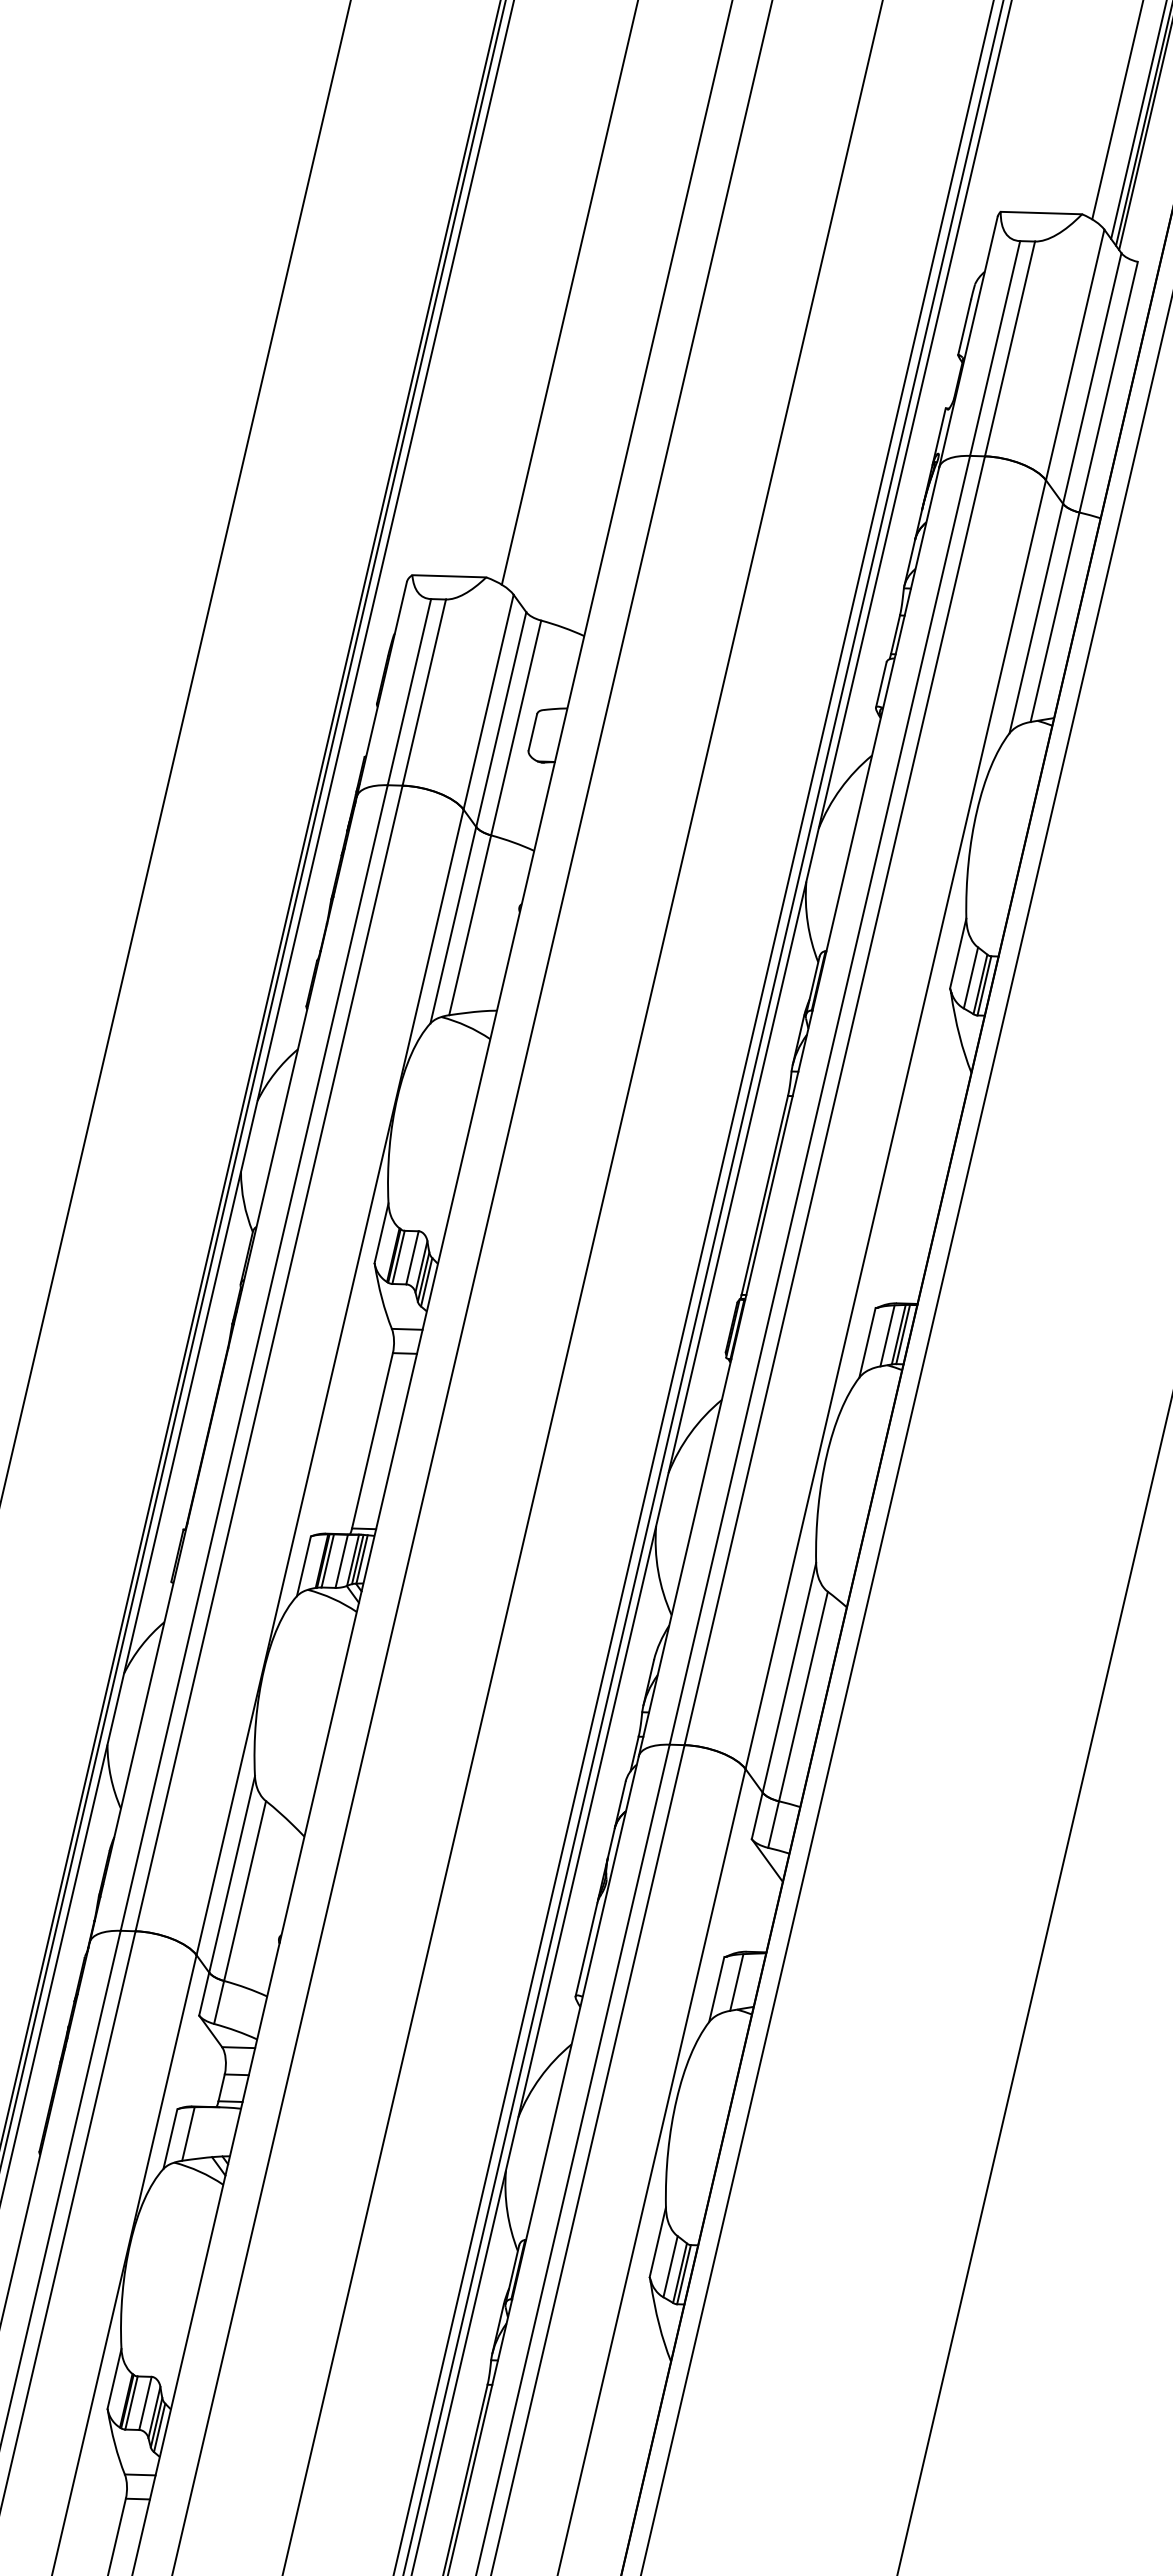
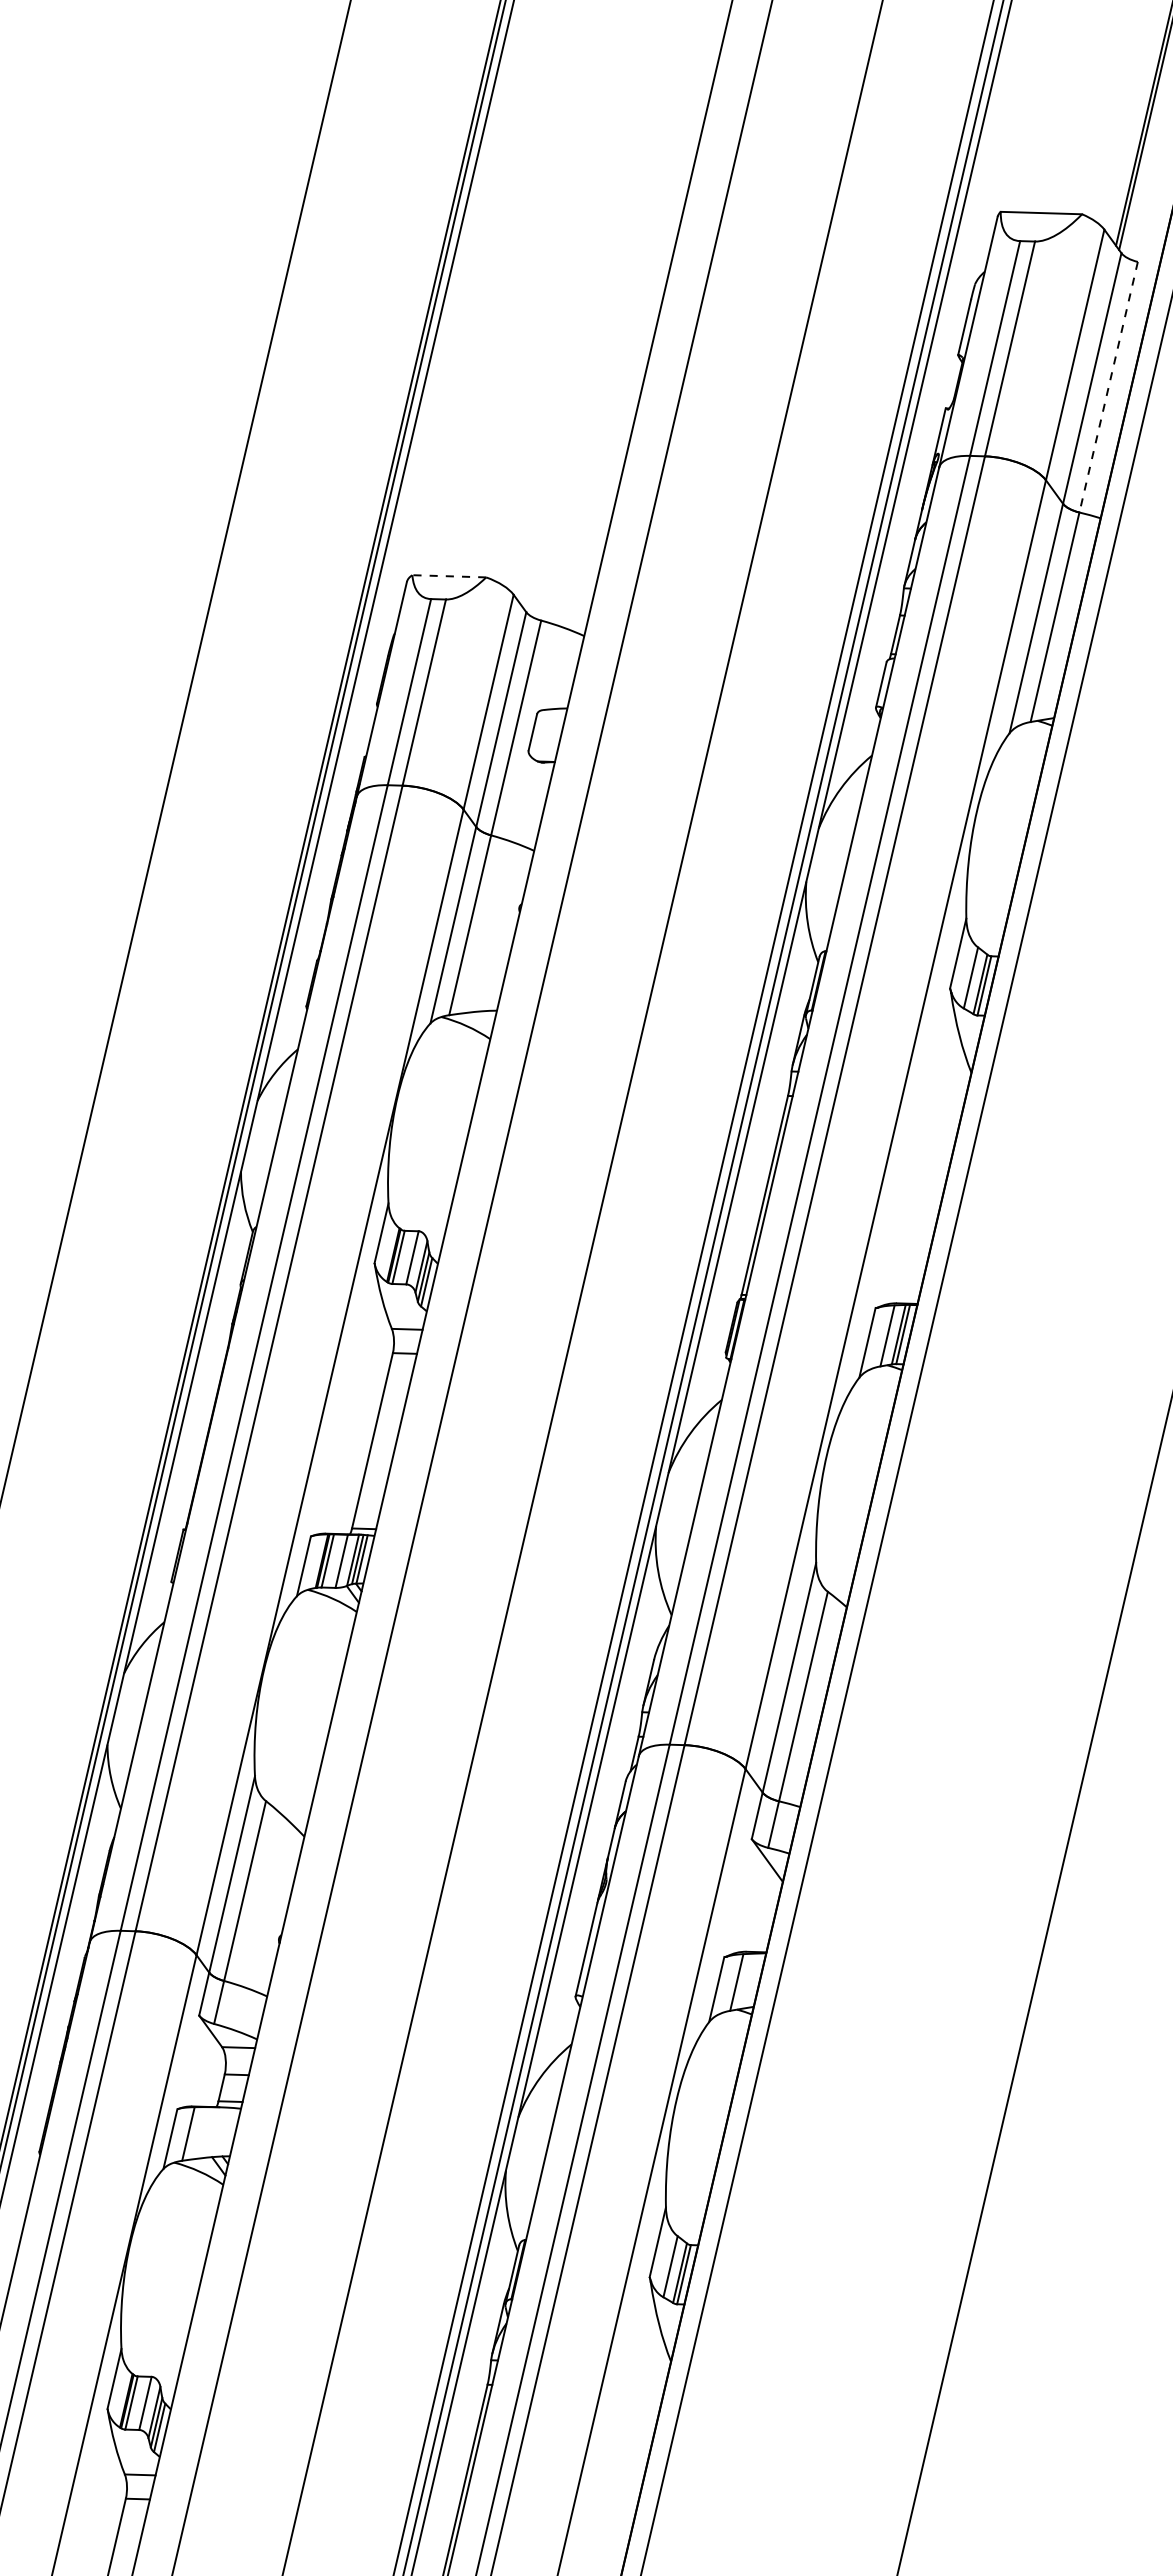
line: present -> none (1117, 110)
line: present -> none (1138, 120)
line: present -> none (569, 293)
line: solid -> dashed (1108, 387)
line: solid -> dashed (449, 576)
